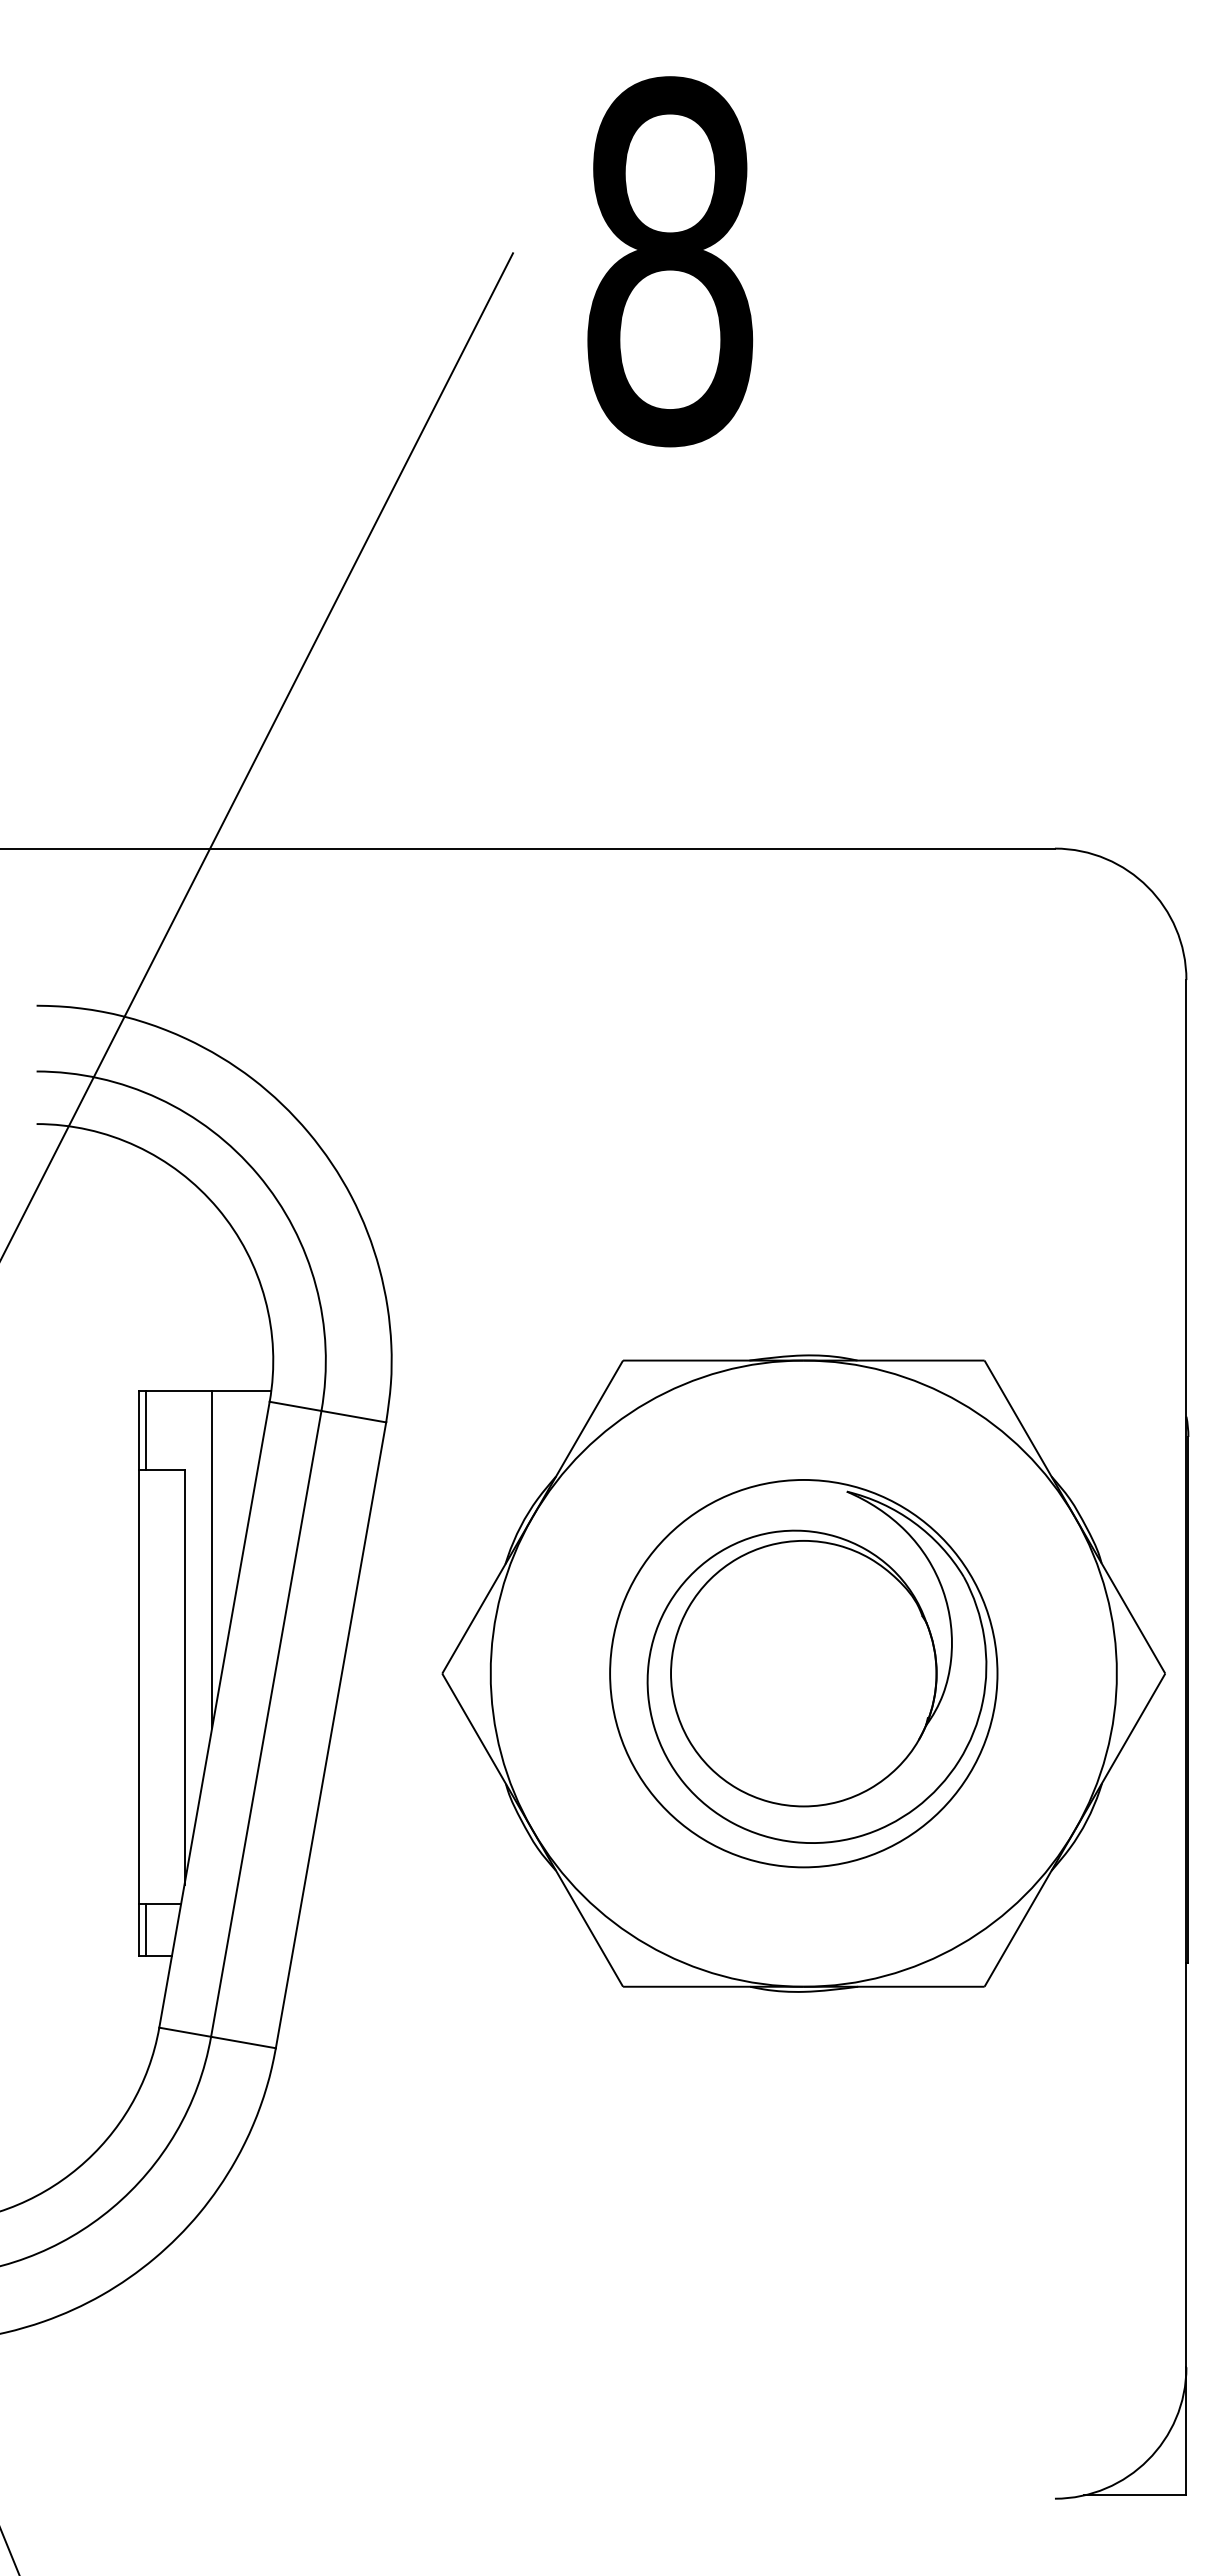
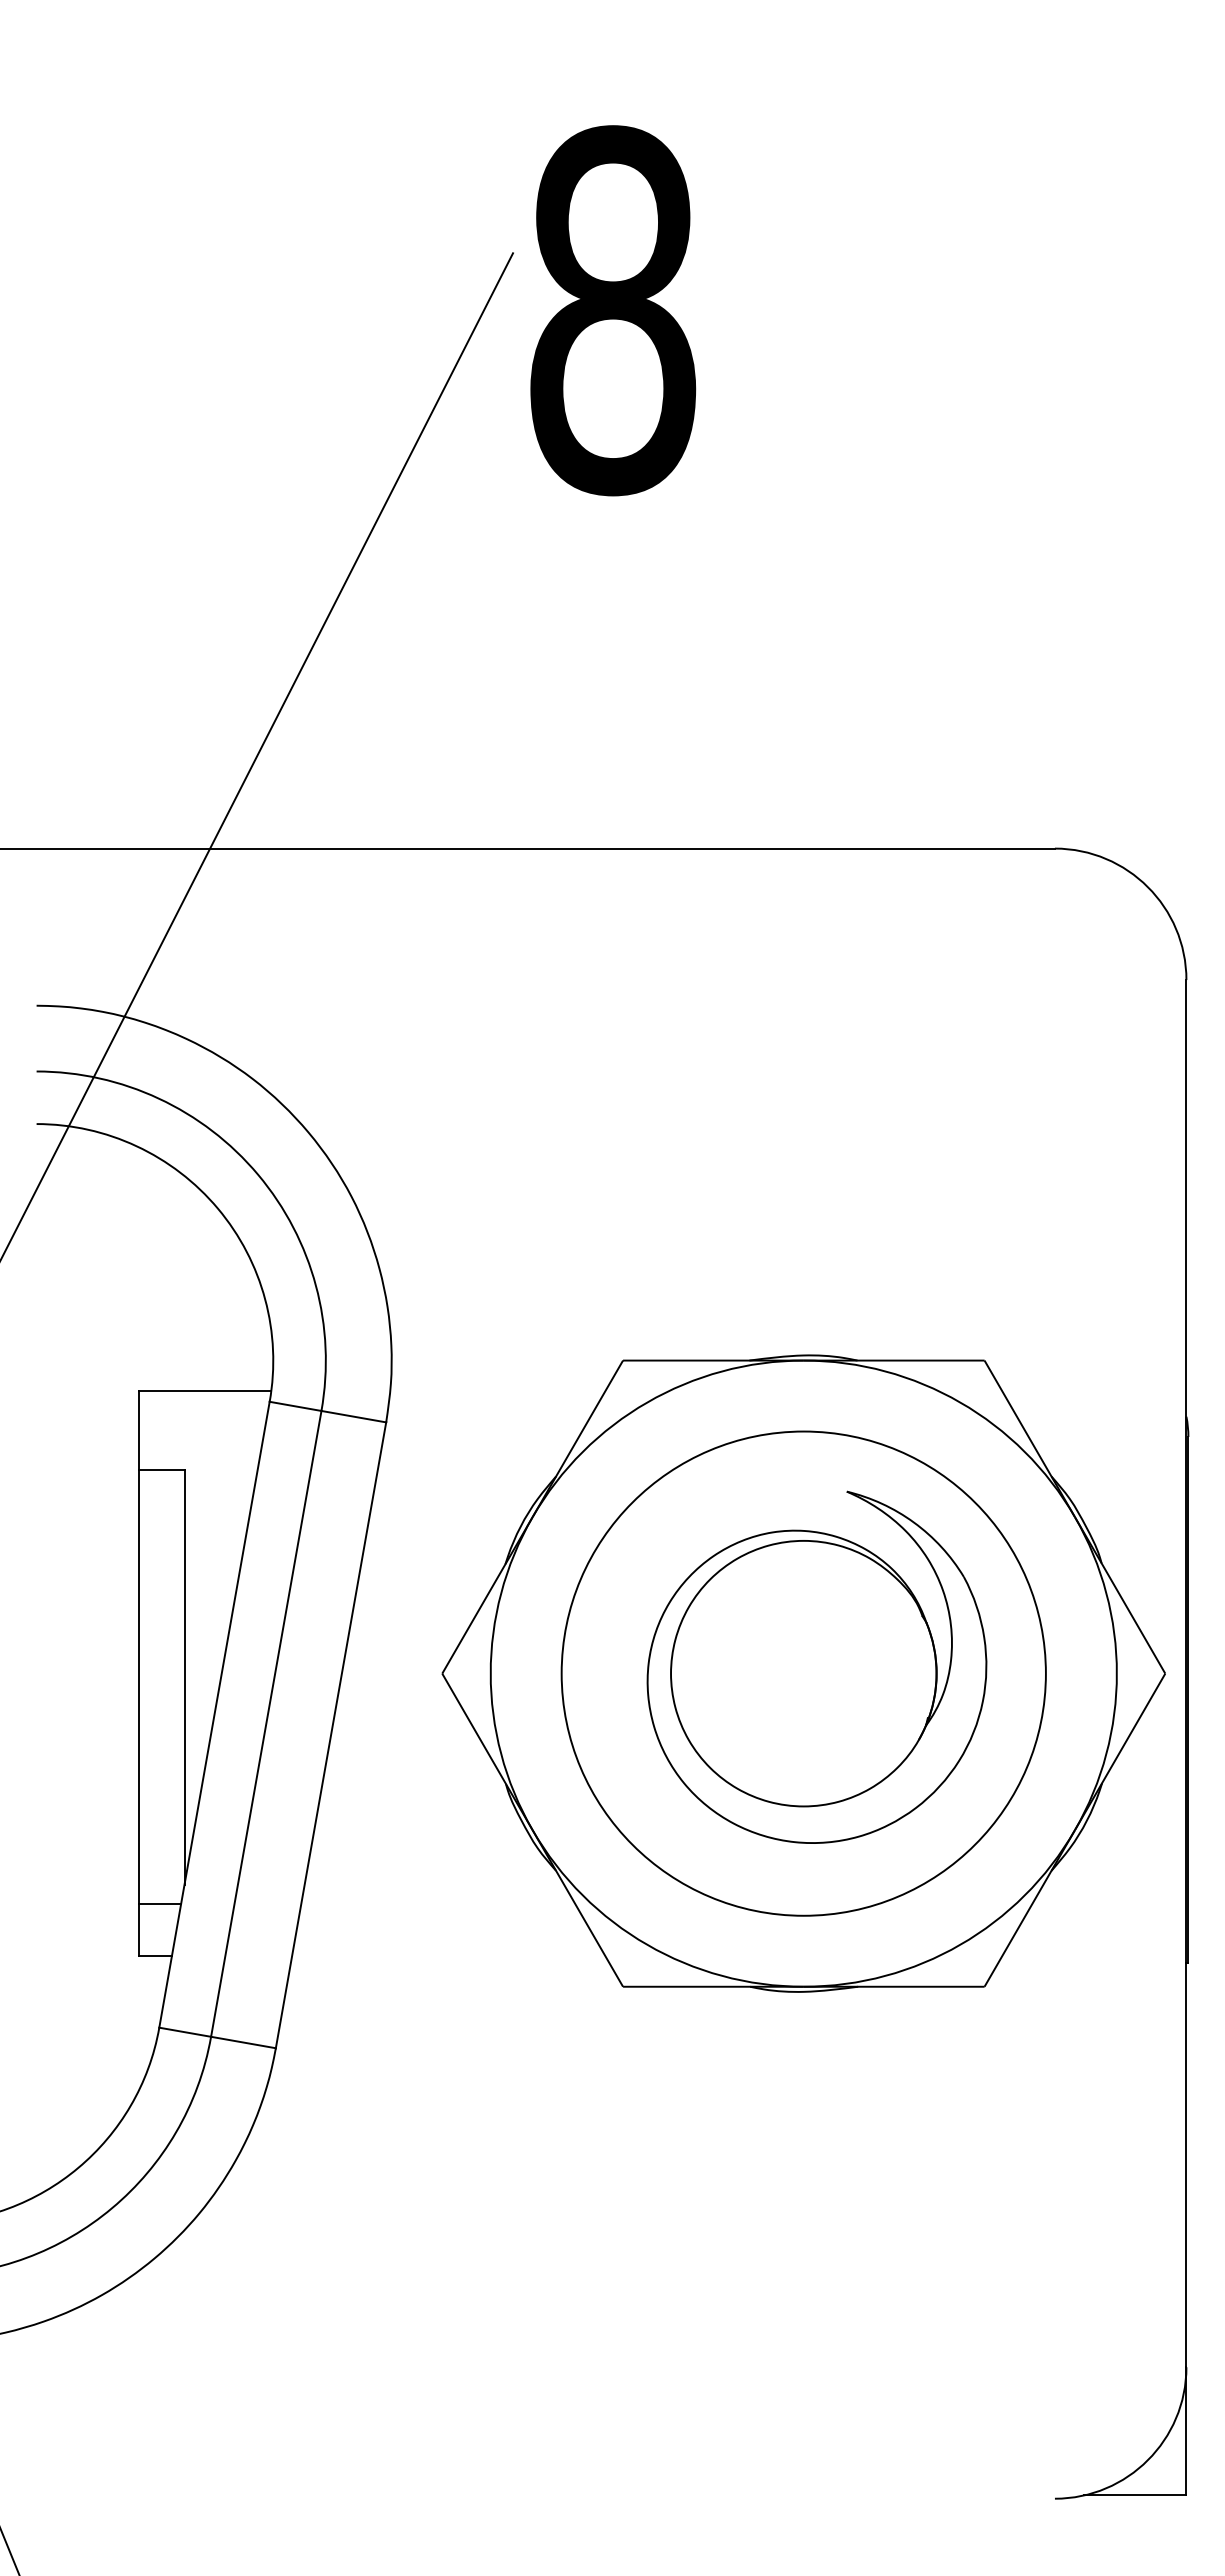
text position: (670, 261) -> (613, 310) (613, 310)
line: present -> none (146, 1429)
line: present -> none (212, 1559)
circle diameter: 387 px -> 484 px (803, 1673)
line: present -> none (146, 1929)
